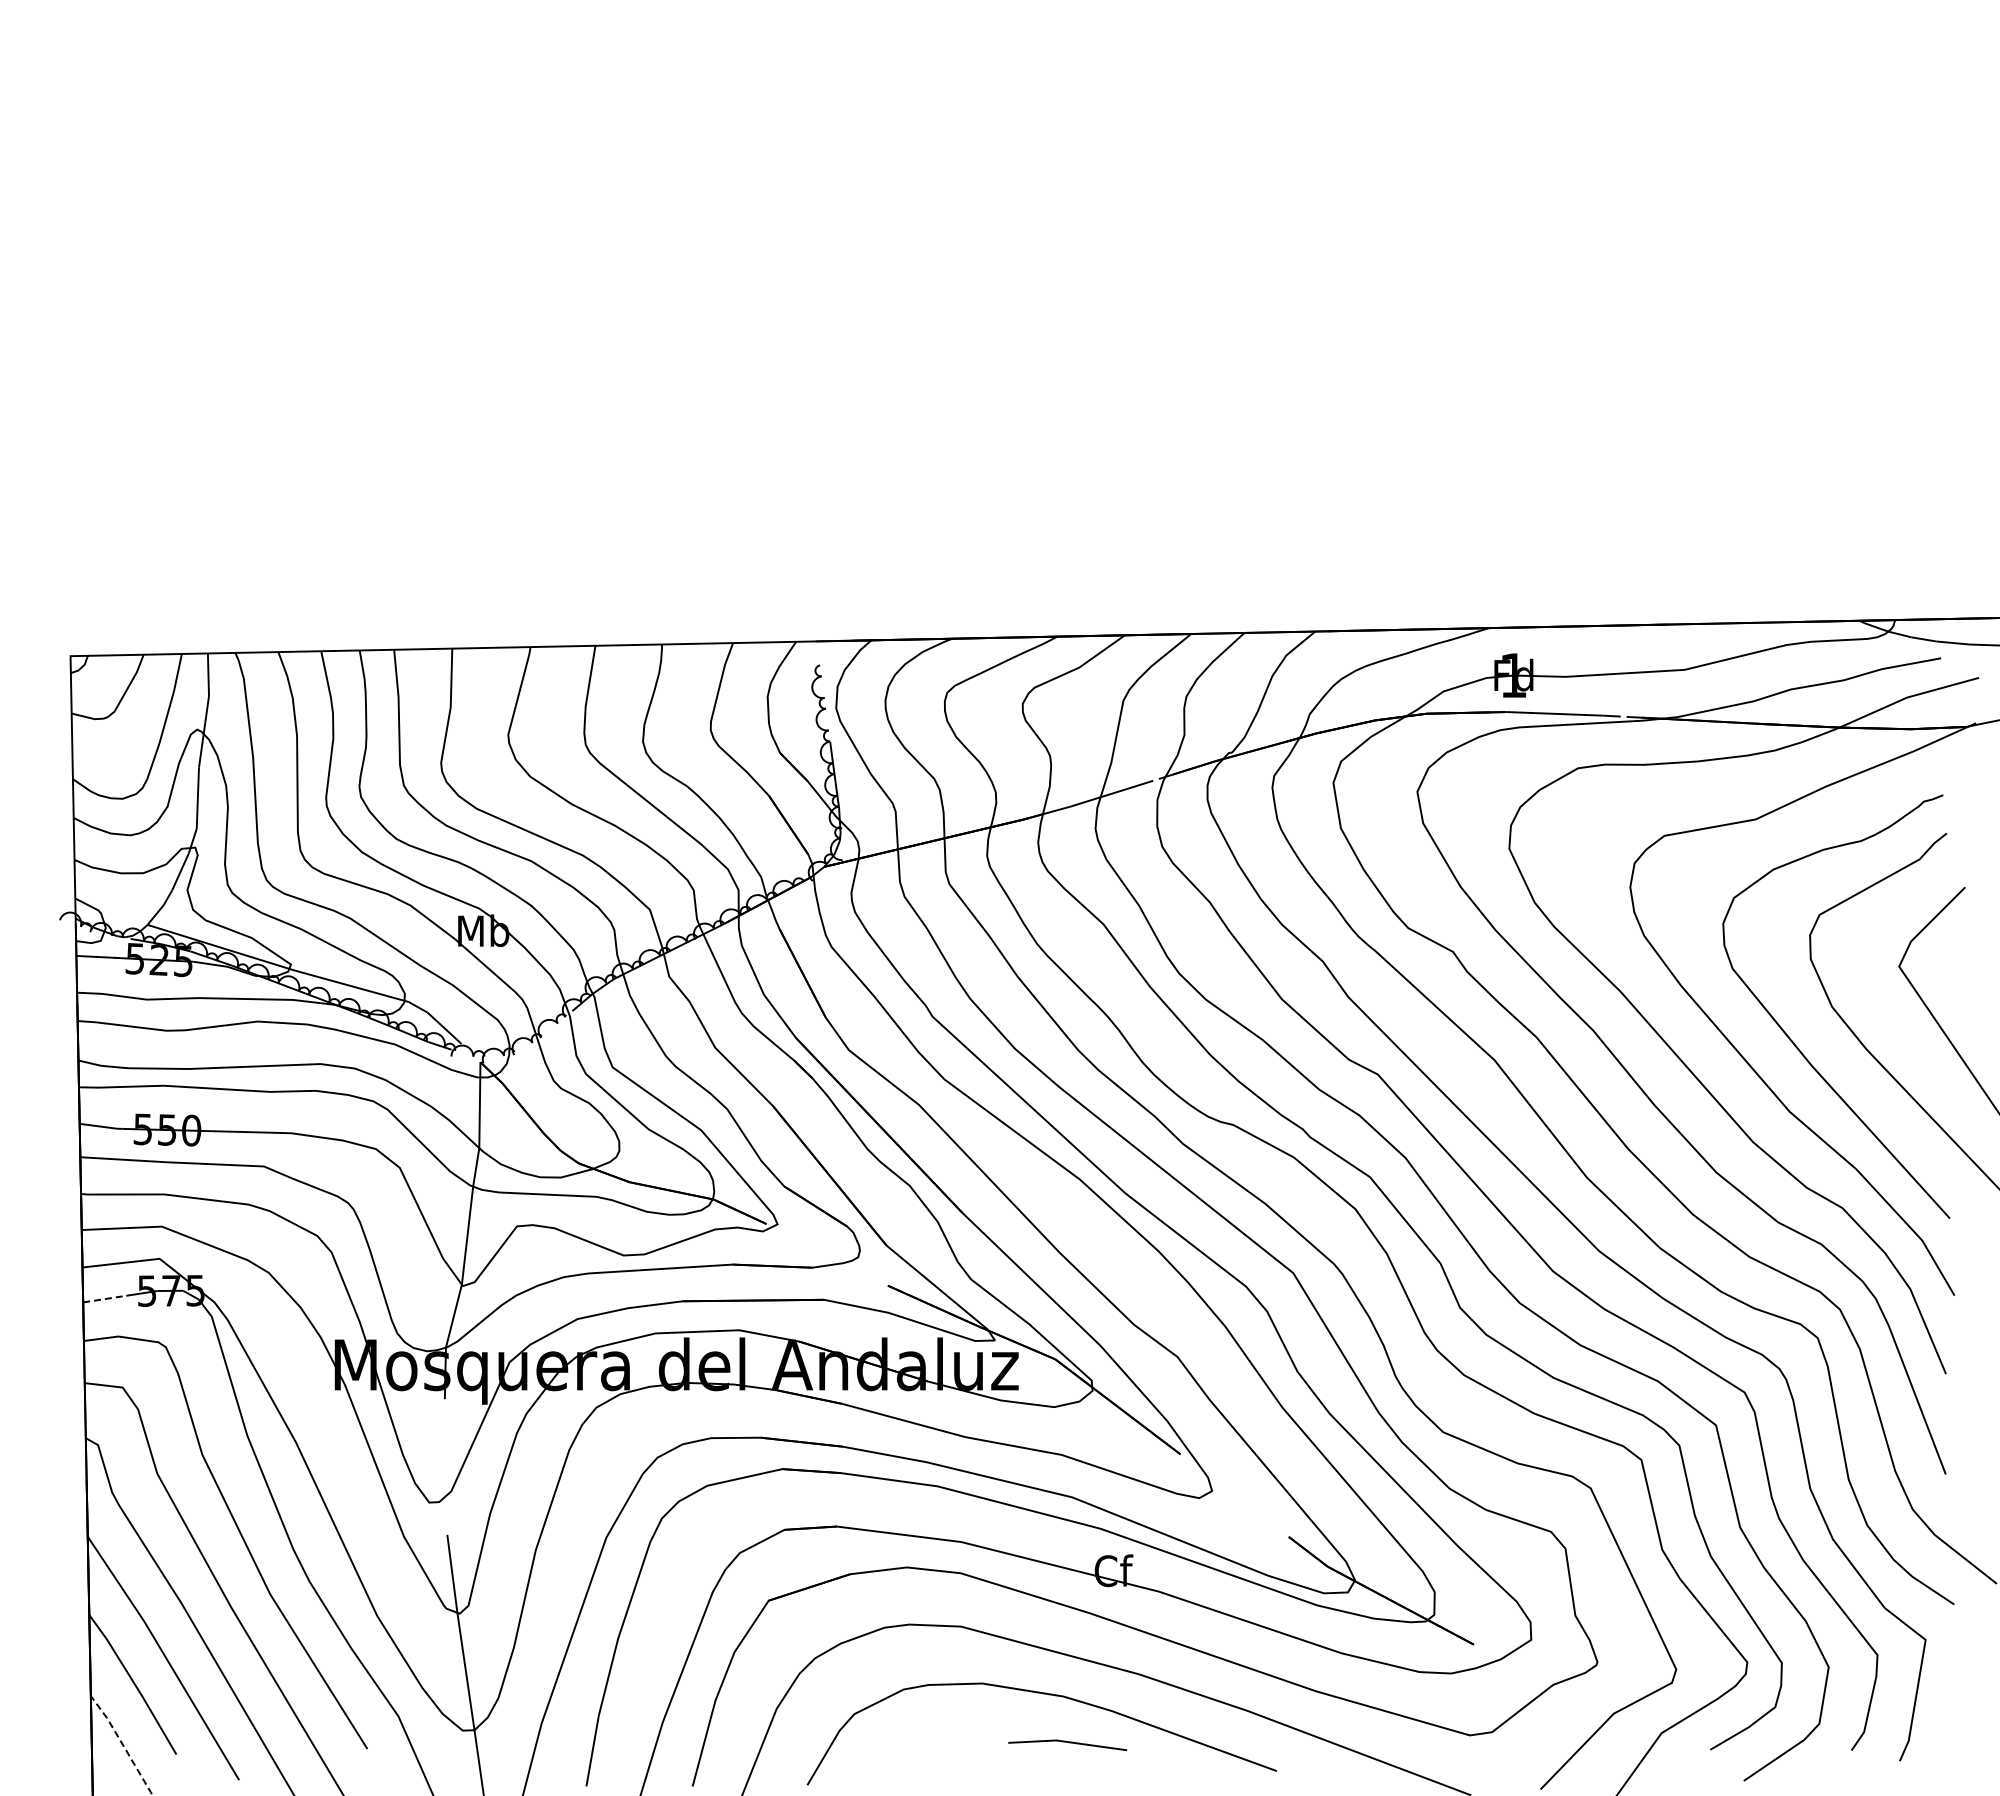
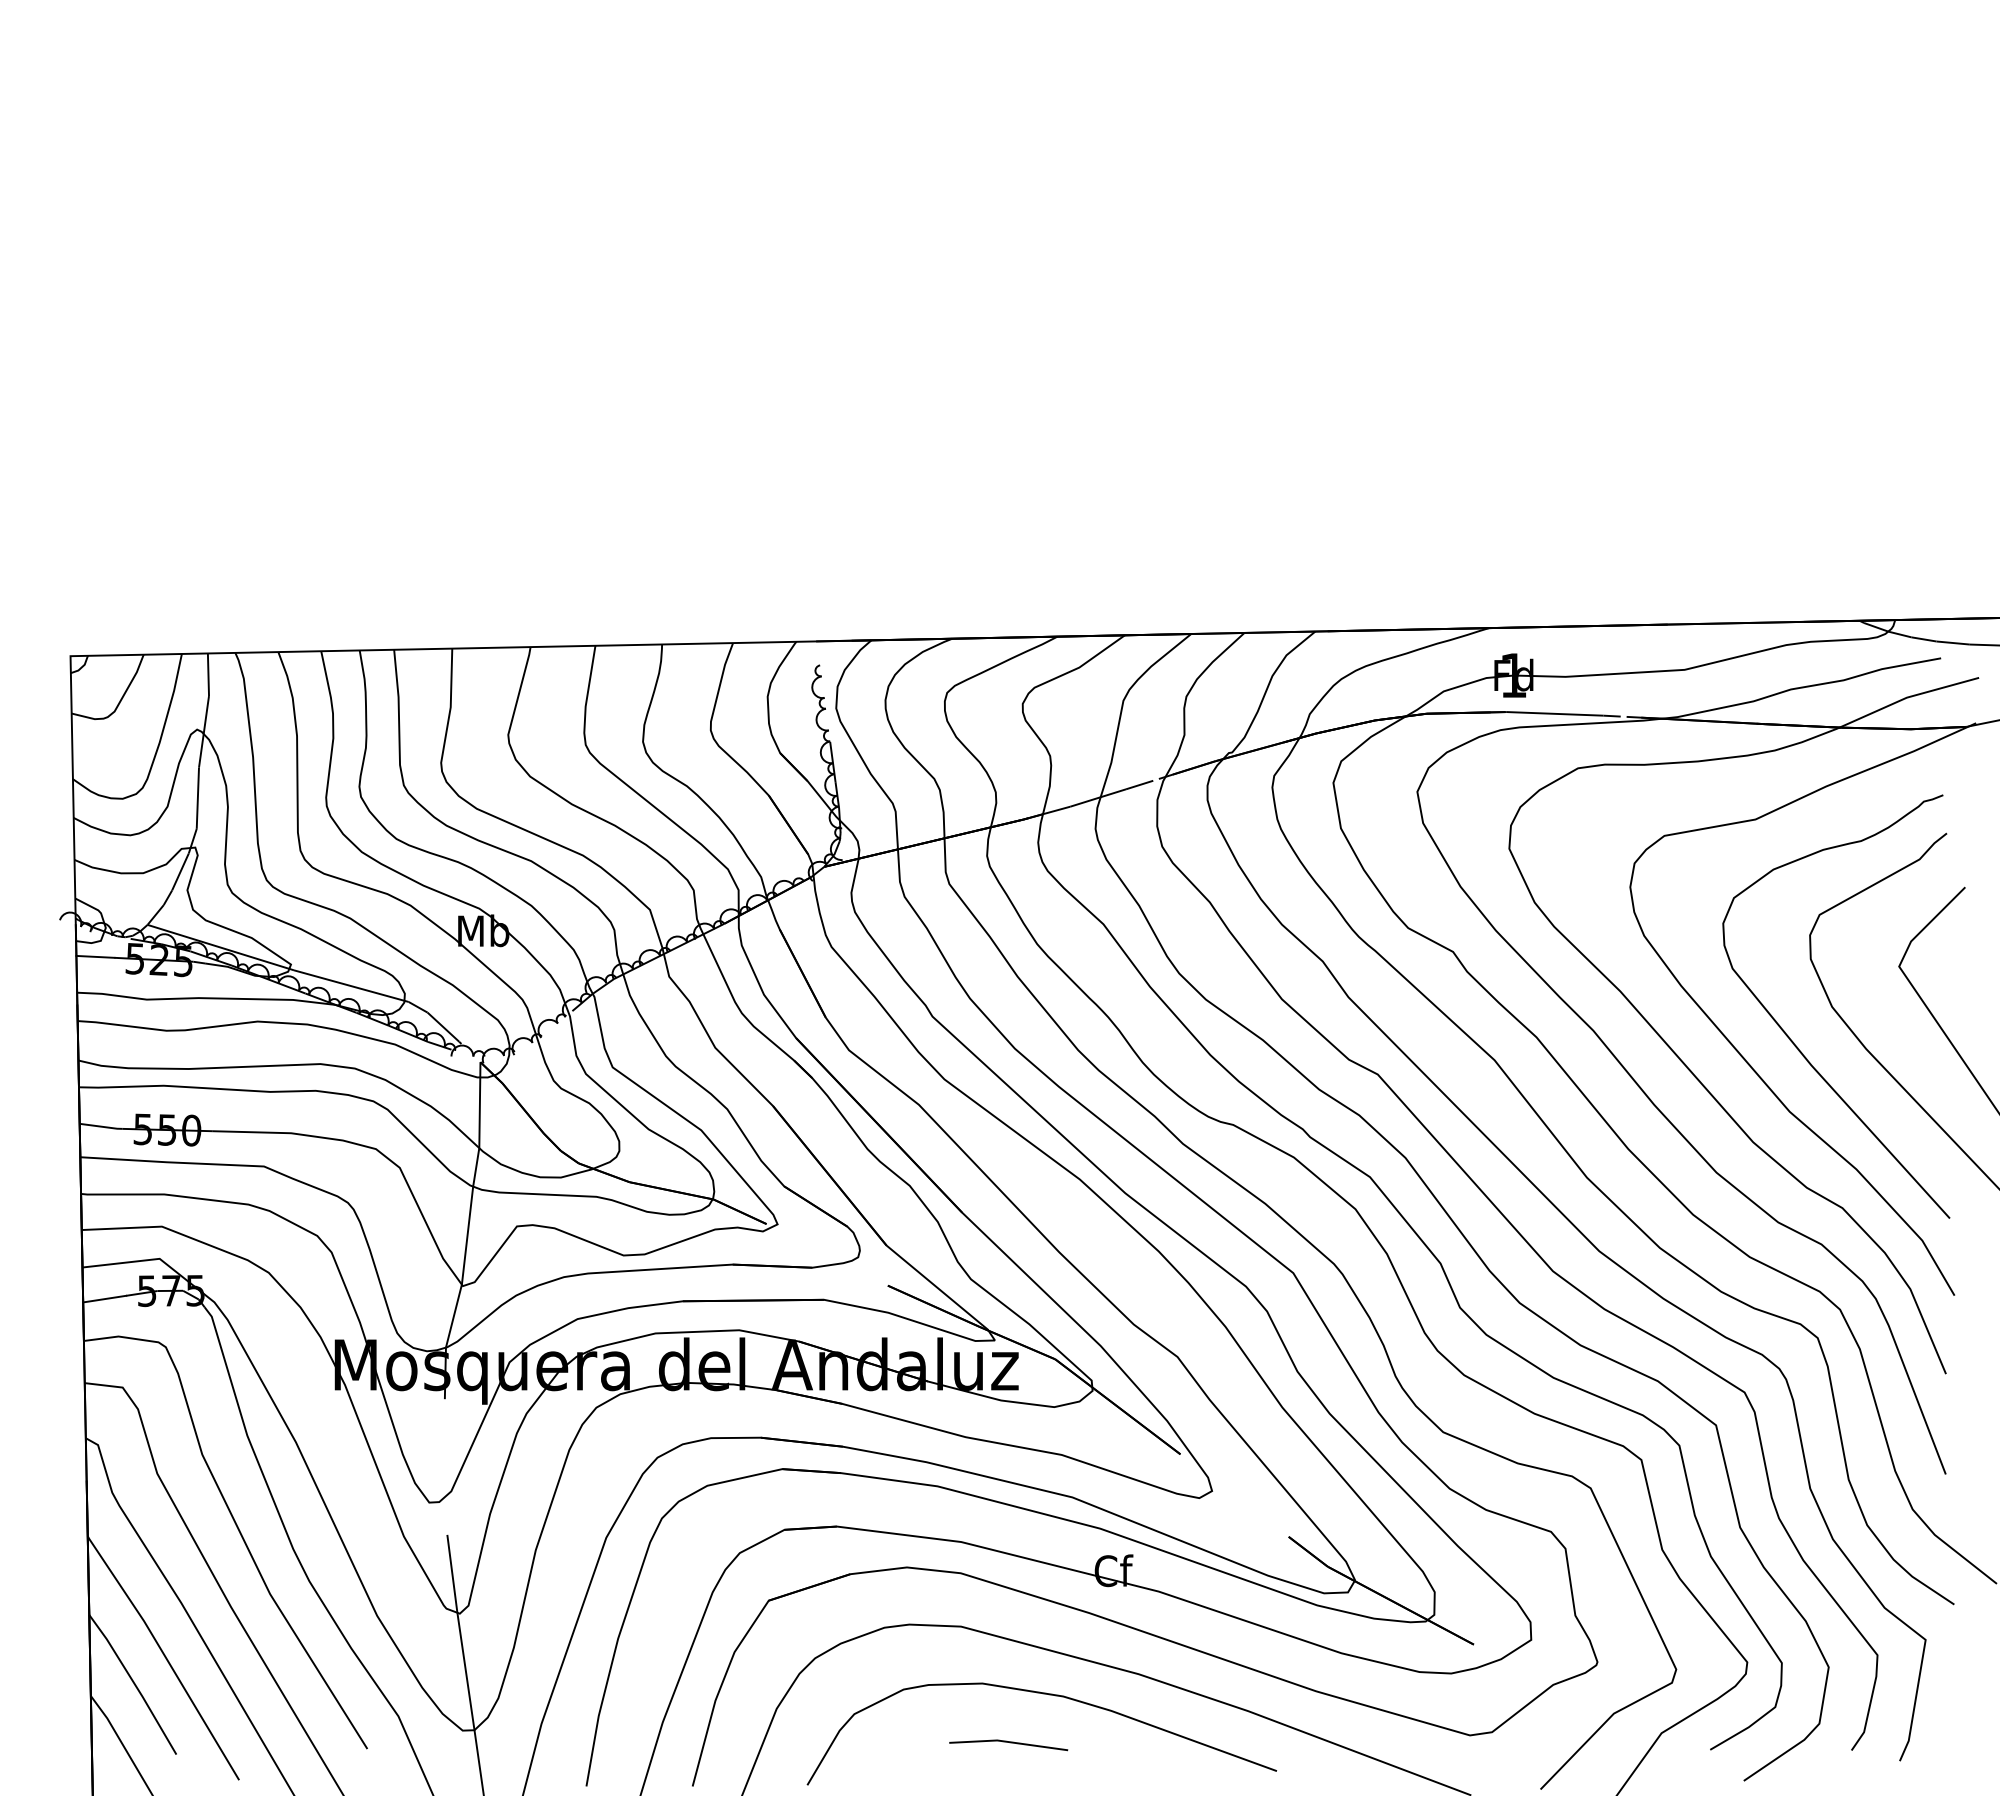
line: dashed -> solid (104, 1299)
line position: (1068, 1743) -> (1009, 1743) (1009, 1743)
line: dashed -> solid (122, 1744)
